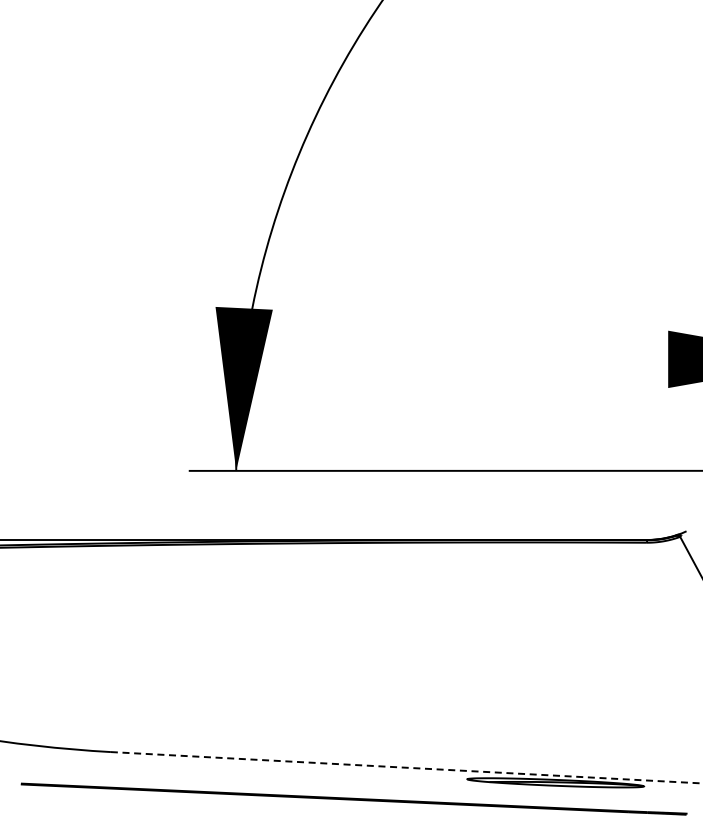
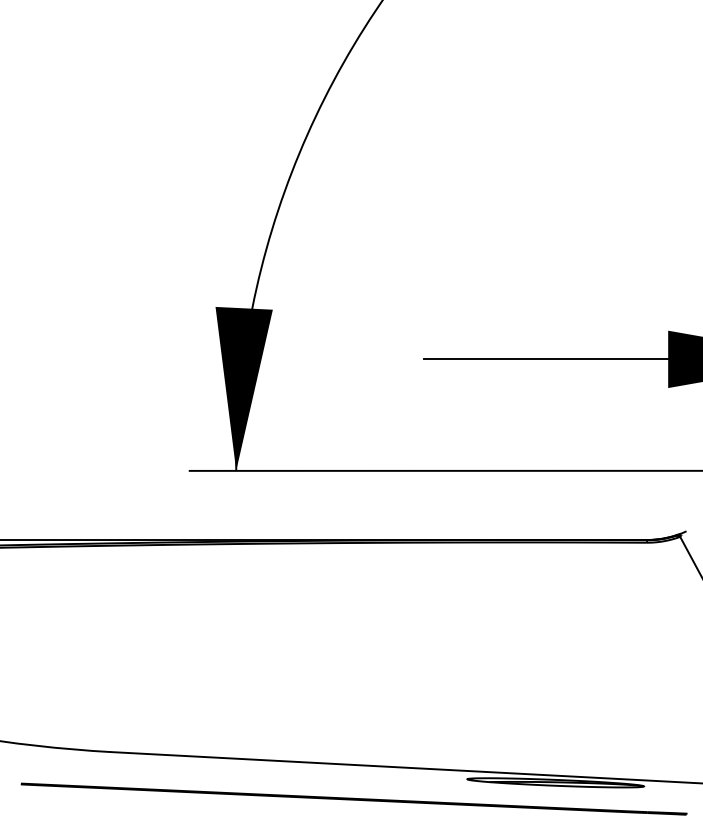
line: none -> present (561, 359)
line: dashed -> solid (407, 767)
